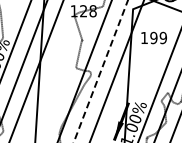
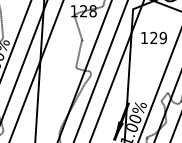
text: 199 -> 129 (153, 38)
line: dashed -> solid (100, 71)
